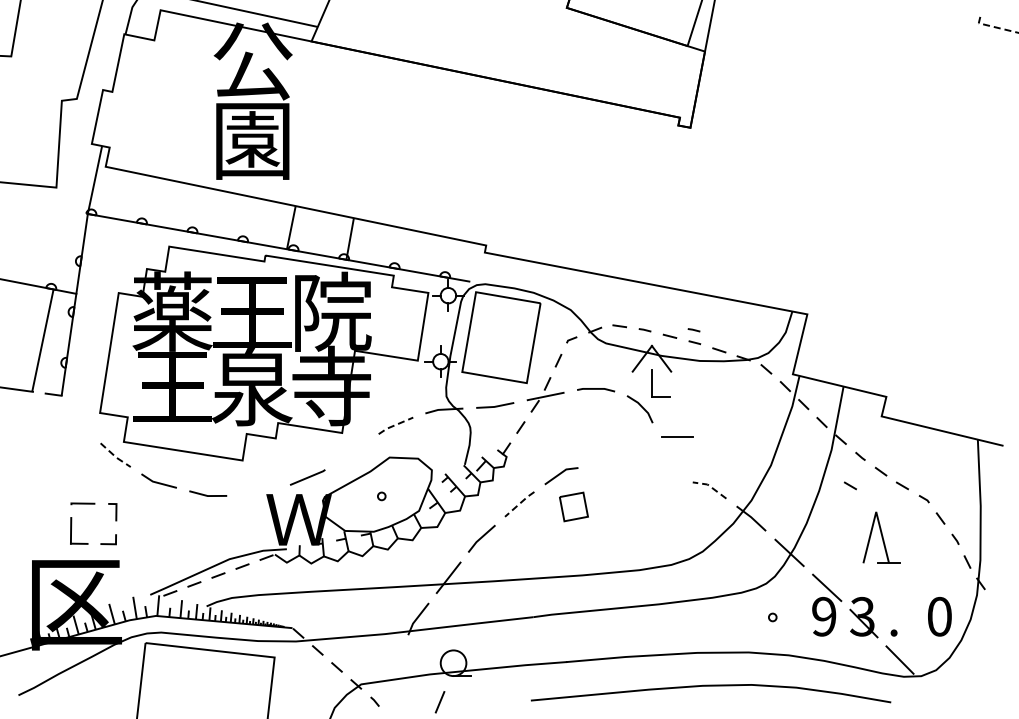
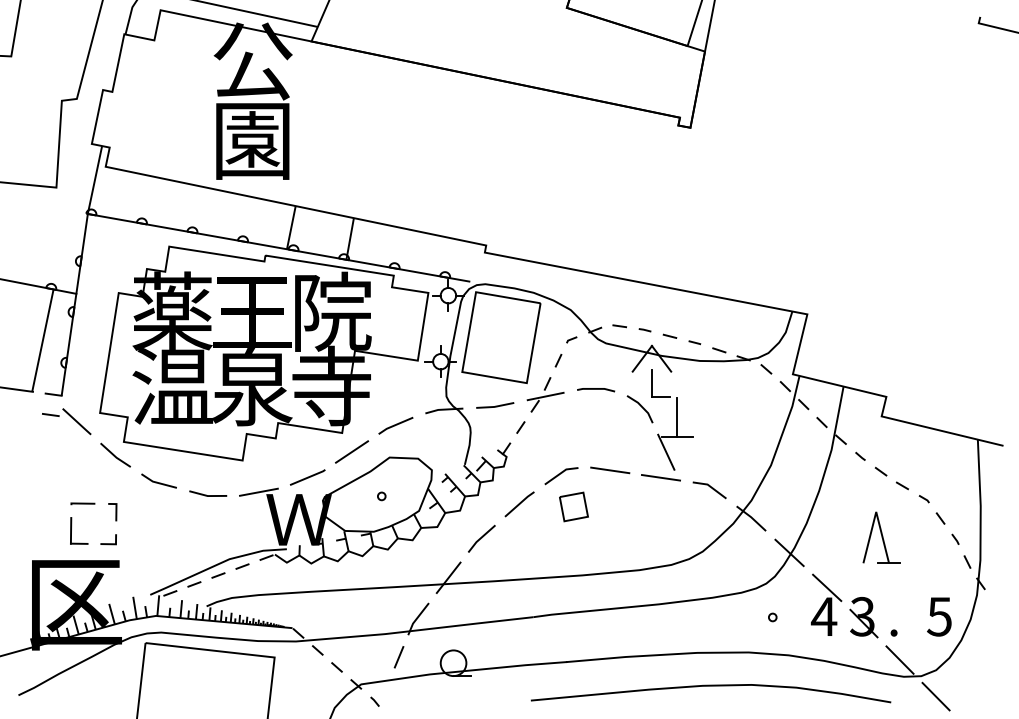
line: dashed -> solid (995, 27)
line: present -> none (693, 330)
text: 王 -> 温 (172, 386)
line: none -> present (677, 417)
part: none -> present (66, 421)
line: dashed -> solid (394, 425)
line: none -> present (352, 451)
line: none -> present (666, 451)
line: dashed -> solid (115, 456)
line: none -> present (610, 470)
line: none -> present (660, 477)
line: present -> none (849, 485)
line: dashed -> solid (710, 486)
line: none -> present (258, 491)
line: dashed -> solid (519, 503)
text: 9 -> 4 (823, 616)
text: 0 -> 5 (939, 616)
line: none -> present (935, 696)
line position: (439, 702) -> (398, 657) (398, 657)
